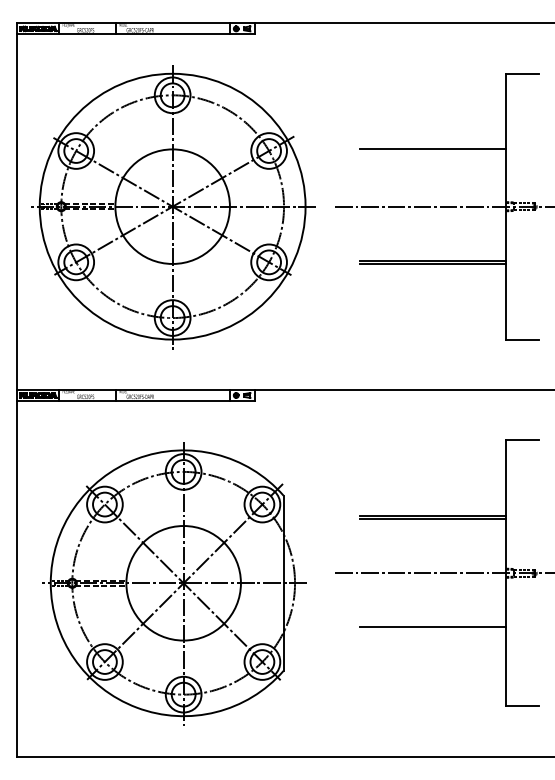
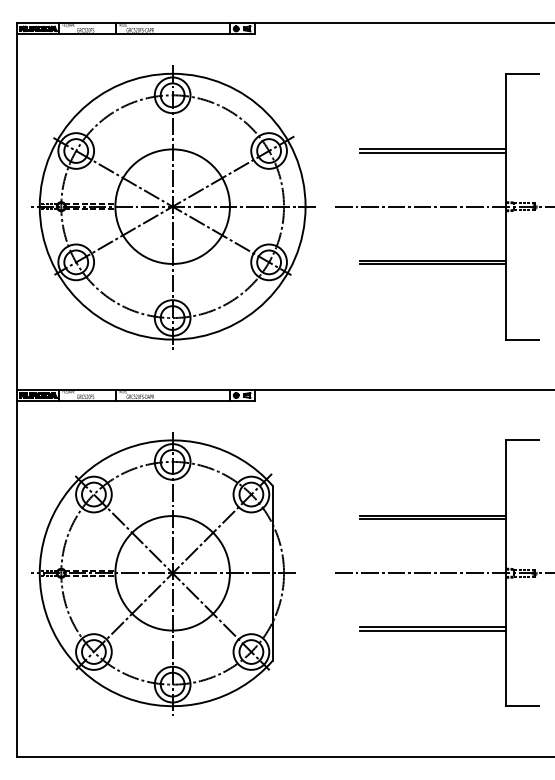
line: none -> present (432, 152)
part position: (174, 583) -> (163, 573) (163, 573)
line: none -> present (432, 630)
